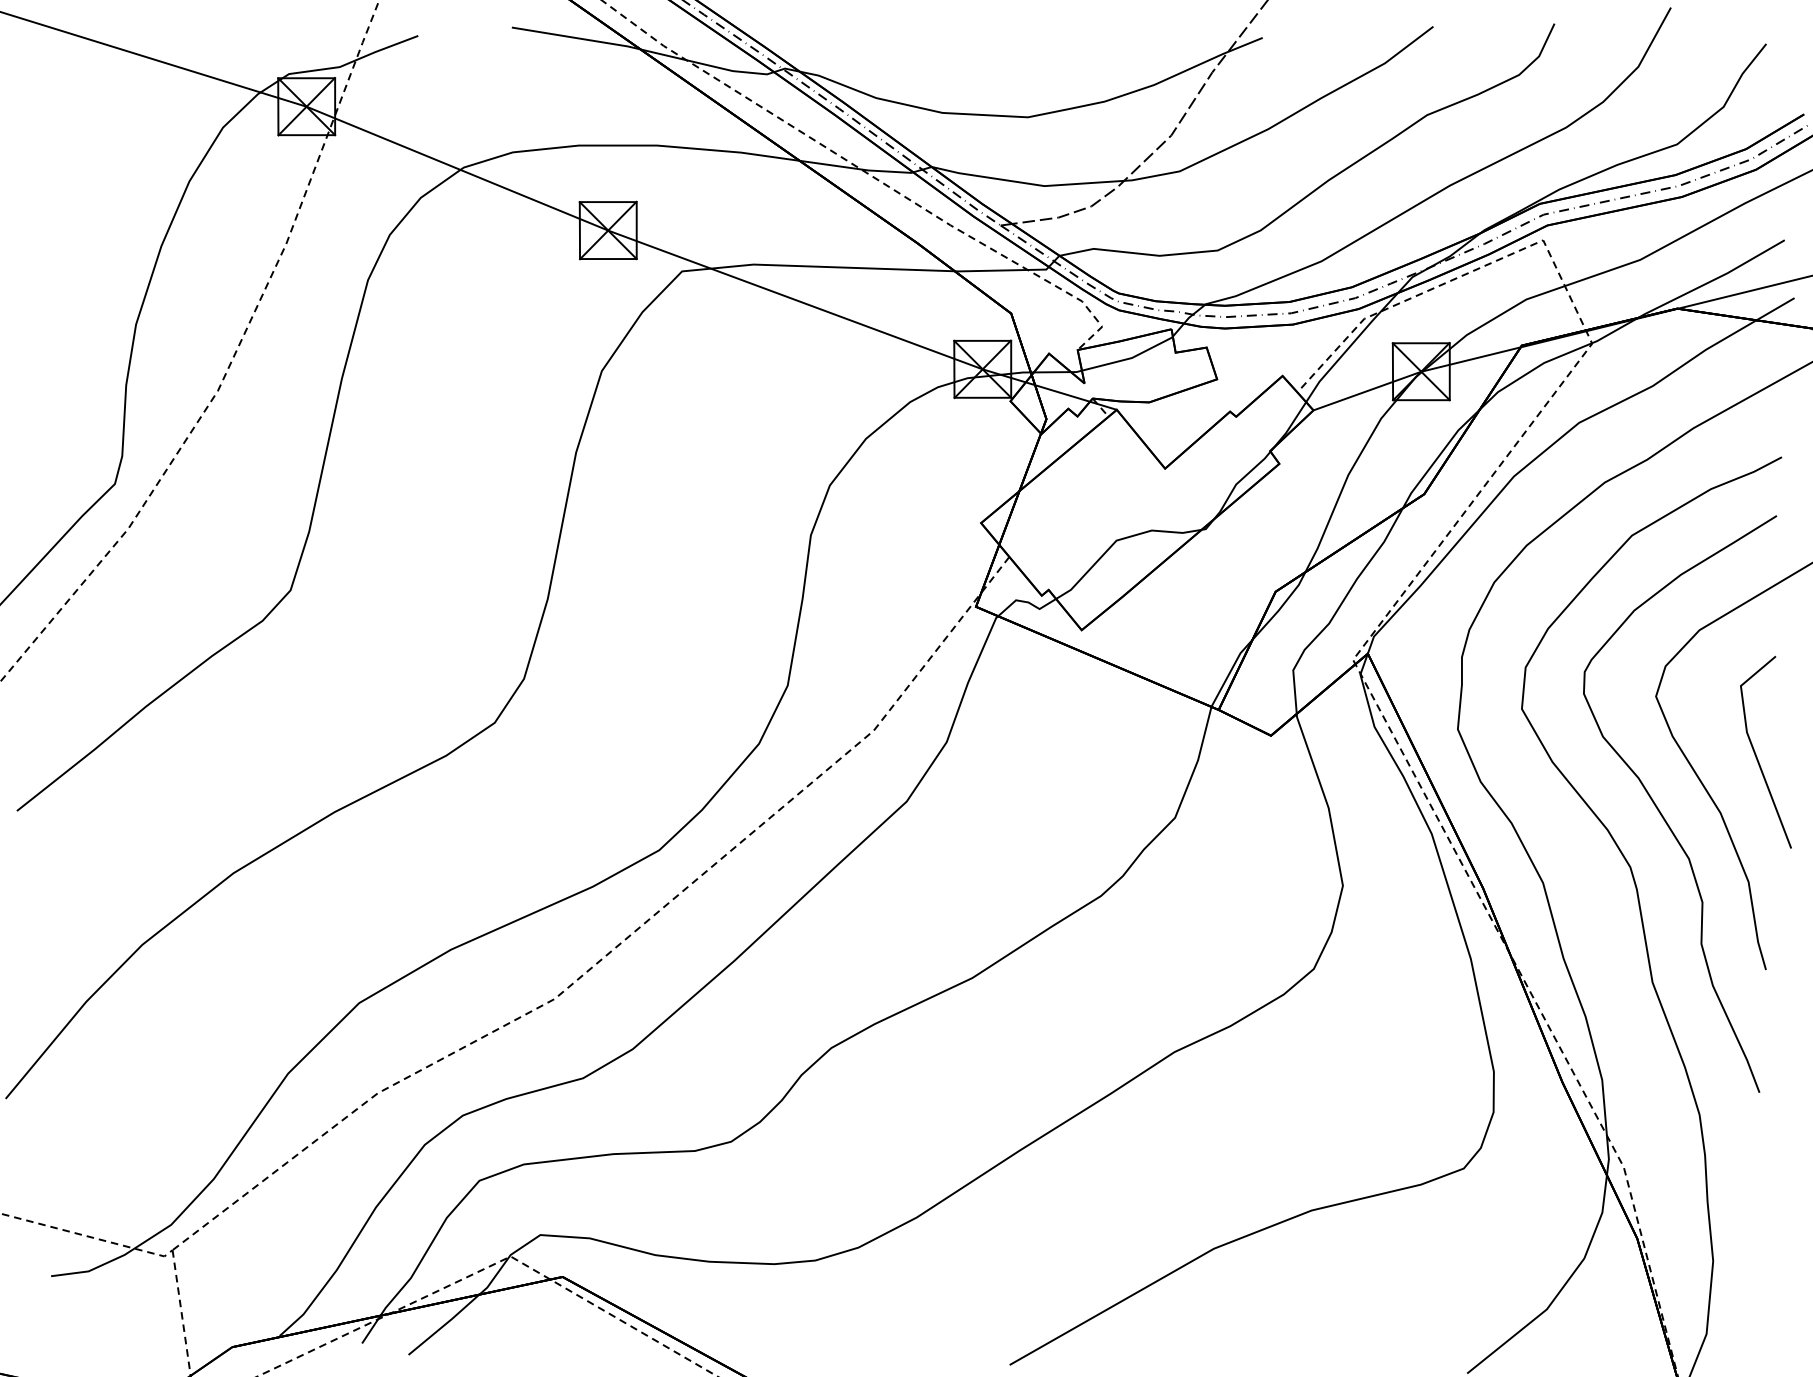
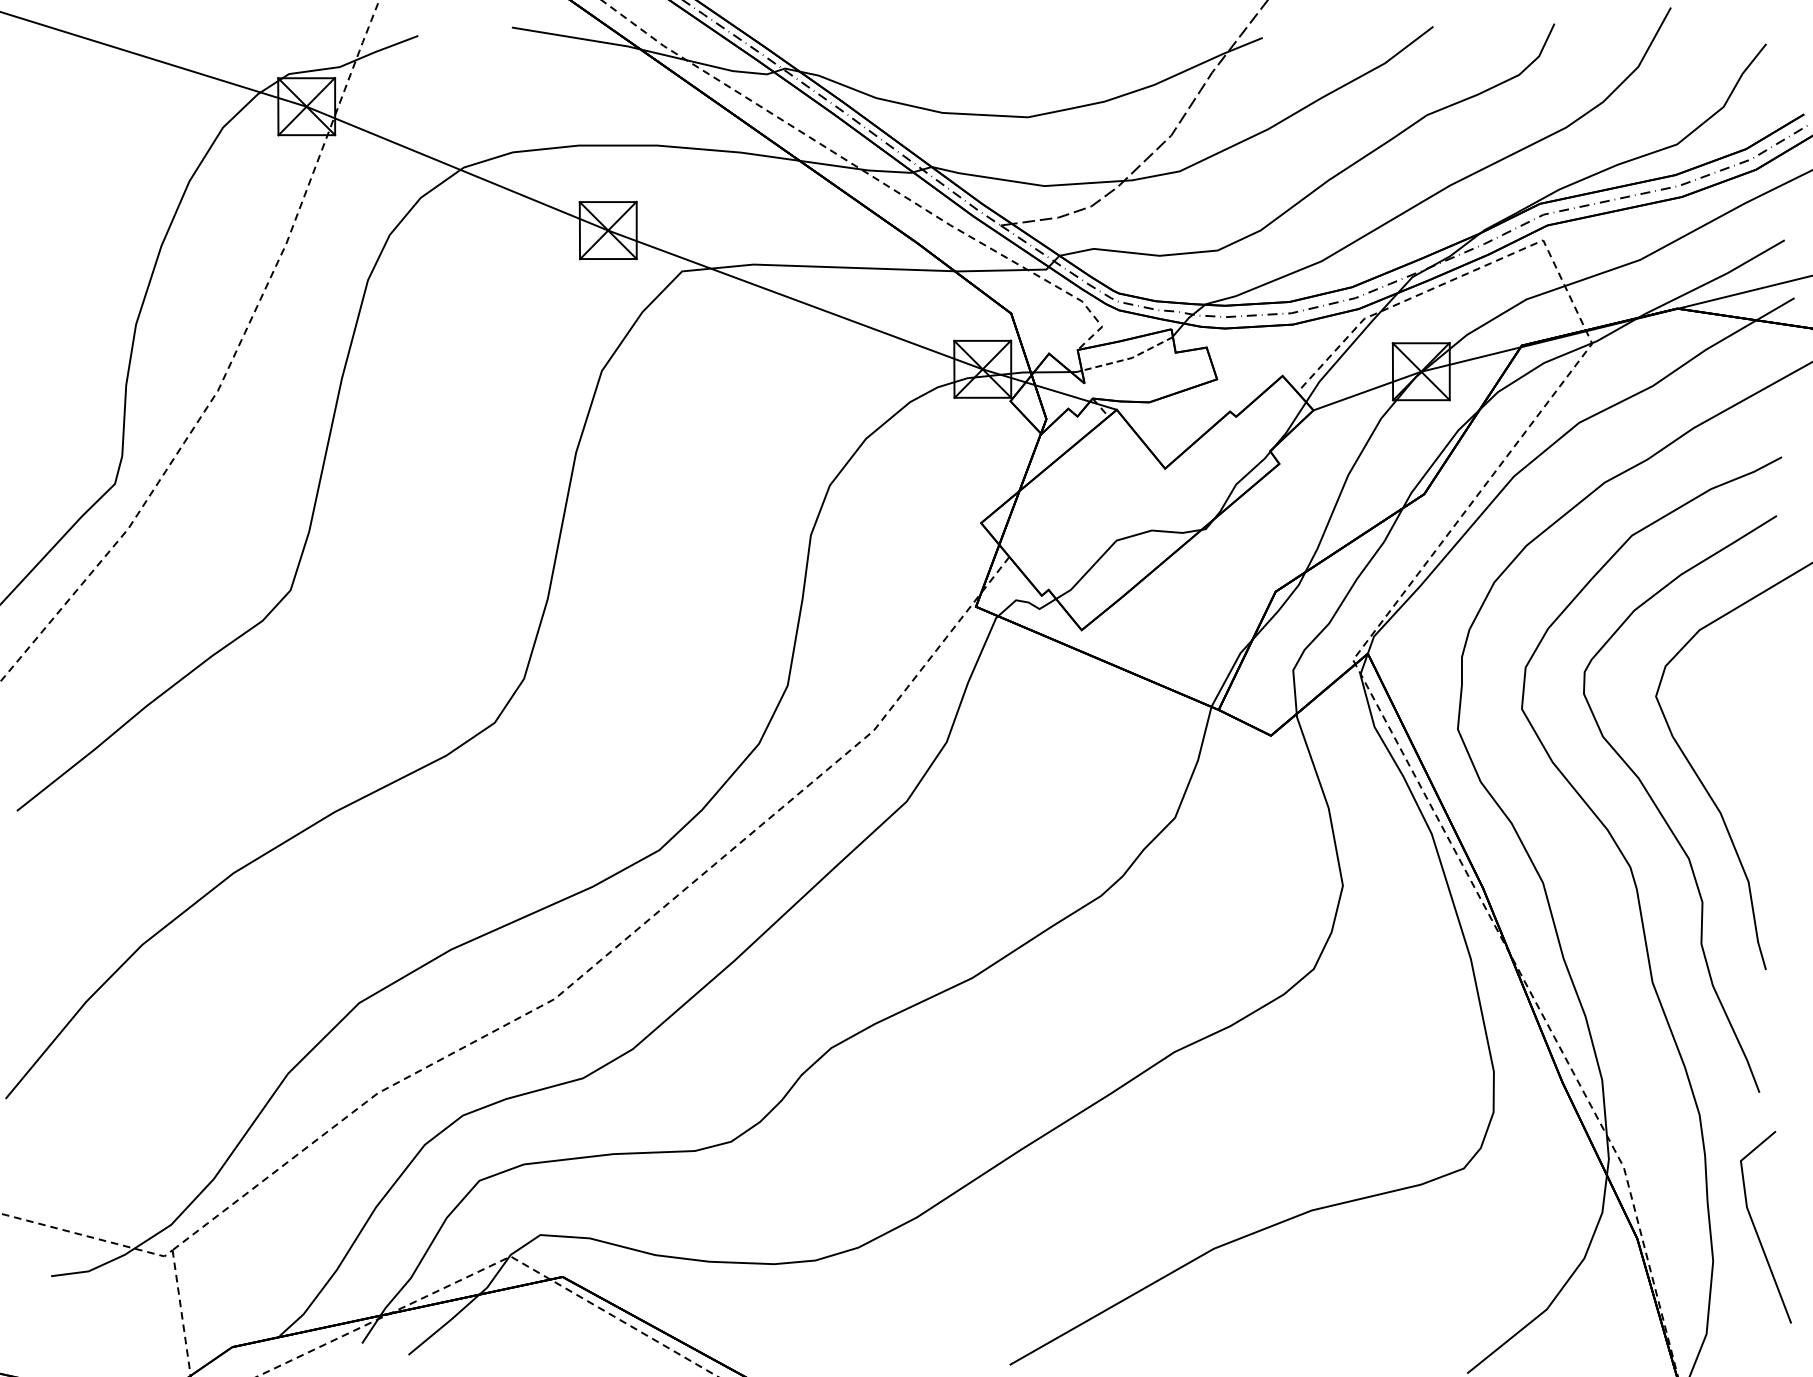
line: solid -> dashed (1130, 358)
line position: (1757, 756) -> (1757, 1231) (1757, 1231)
